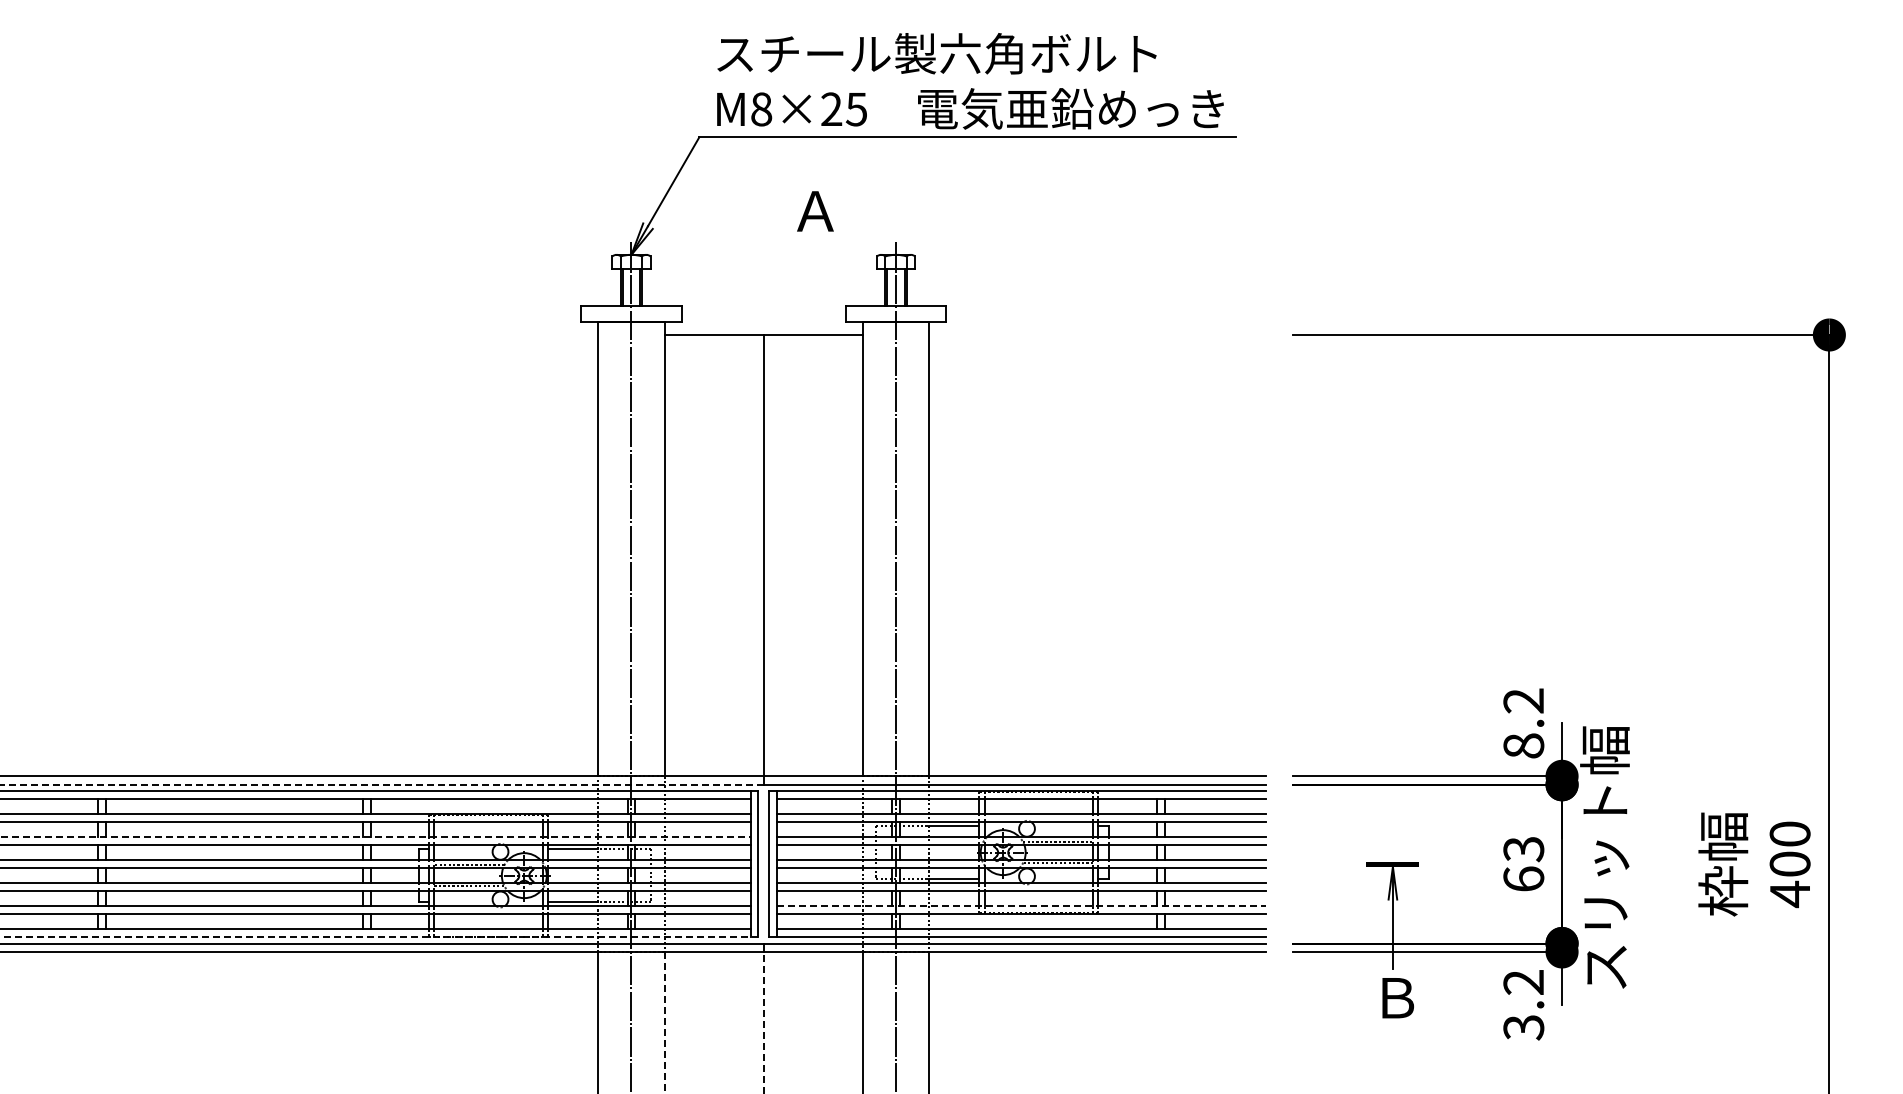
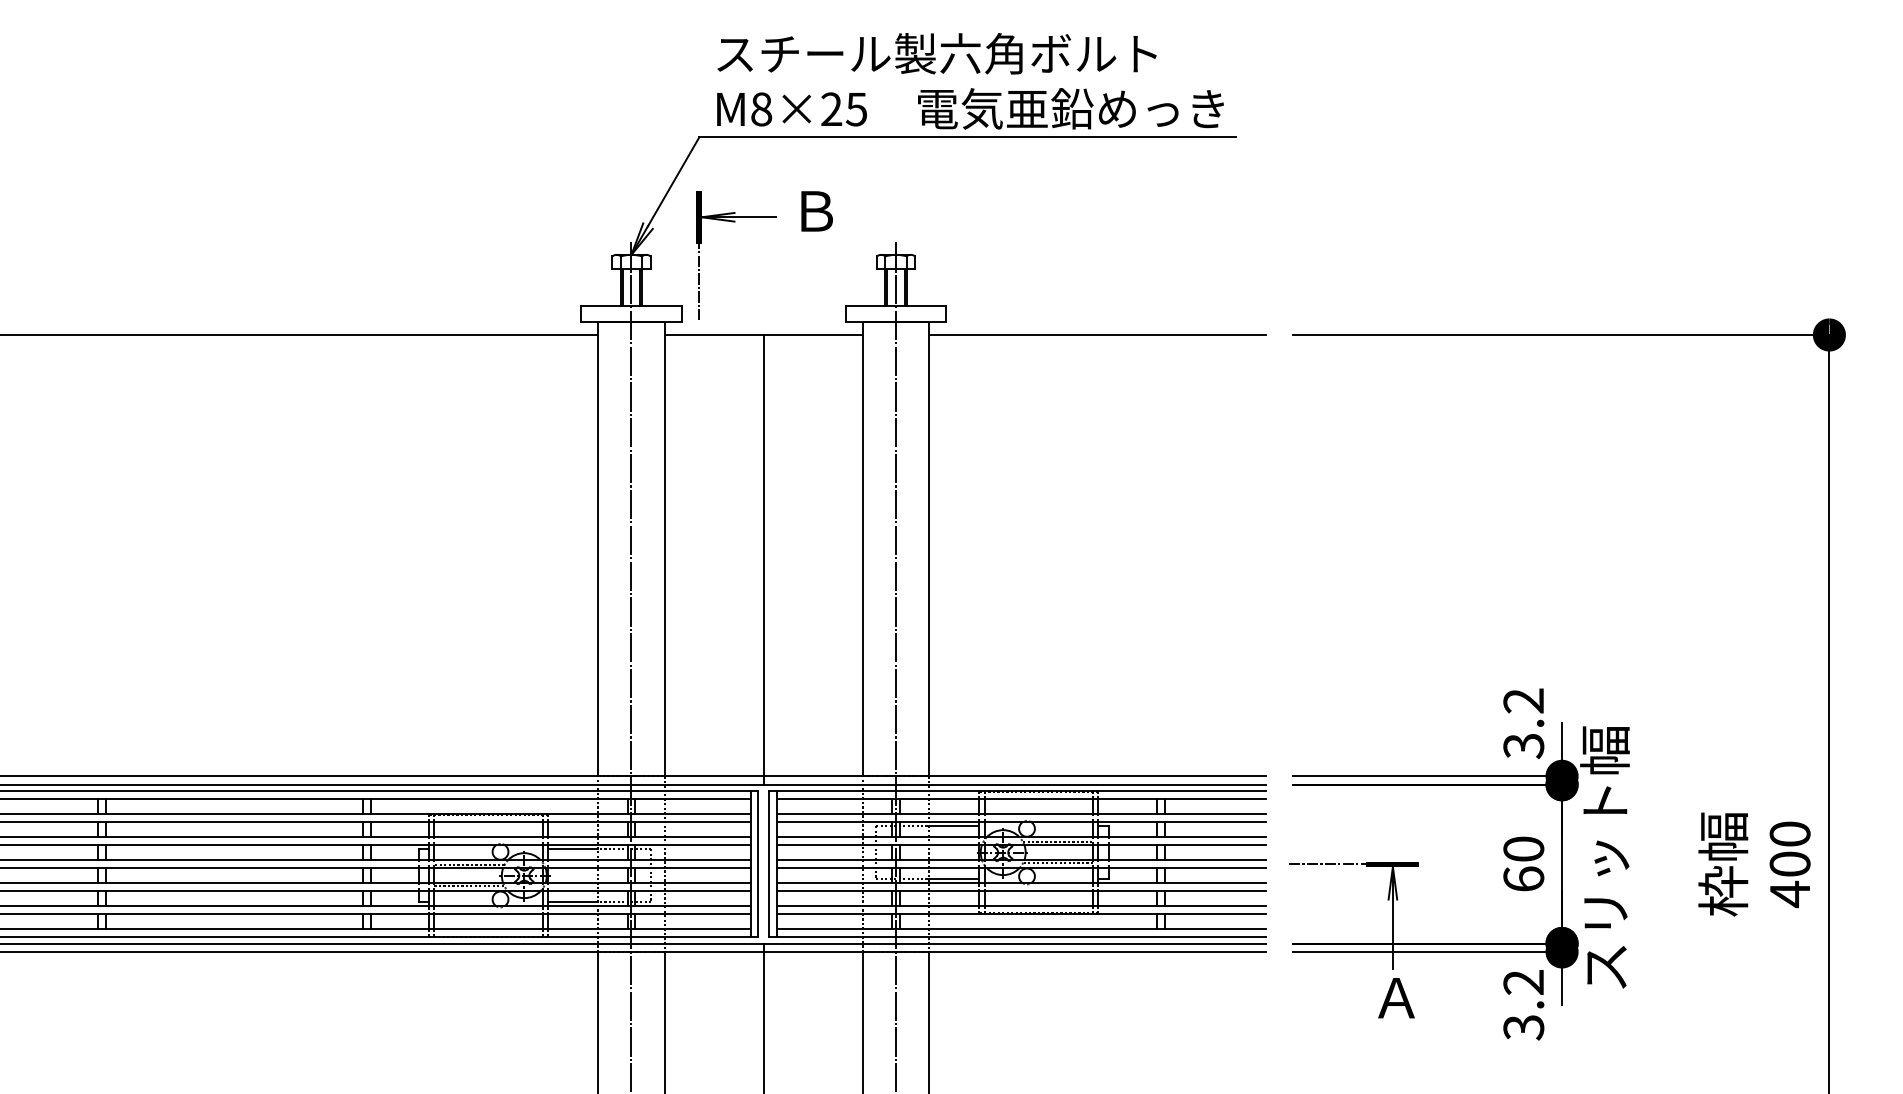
text: Ａ -> Ｂ (815, 211)
part: none -> present (735, 222)
line: none -> present (300, 335)
line: none -> present (1097, 335)
text: 8.2 -> 3.2 (1523, 746)
line: dashed -> solid (381, 784)
line: dashed -> solid (375, 837)
text: 63 -> 60 (1523, 849)
line: none -> present (1340, 864)
line: dashed -> solid (1021, 906)
line: dashed -> solid (379, 936)
text: Ｂ -> Ａ (1396, 998)
line: dashed -> solid (763, 1018)
line: dashed -> solid (664, 1022)
